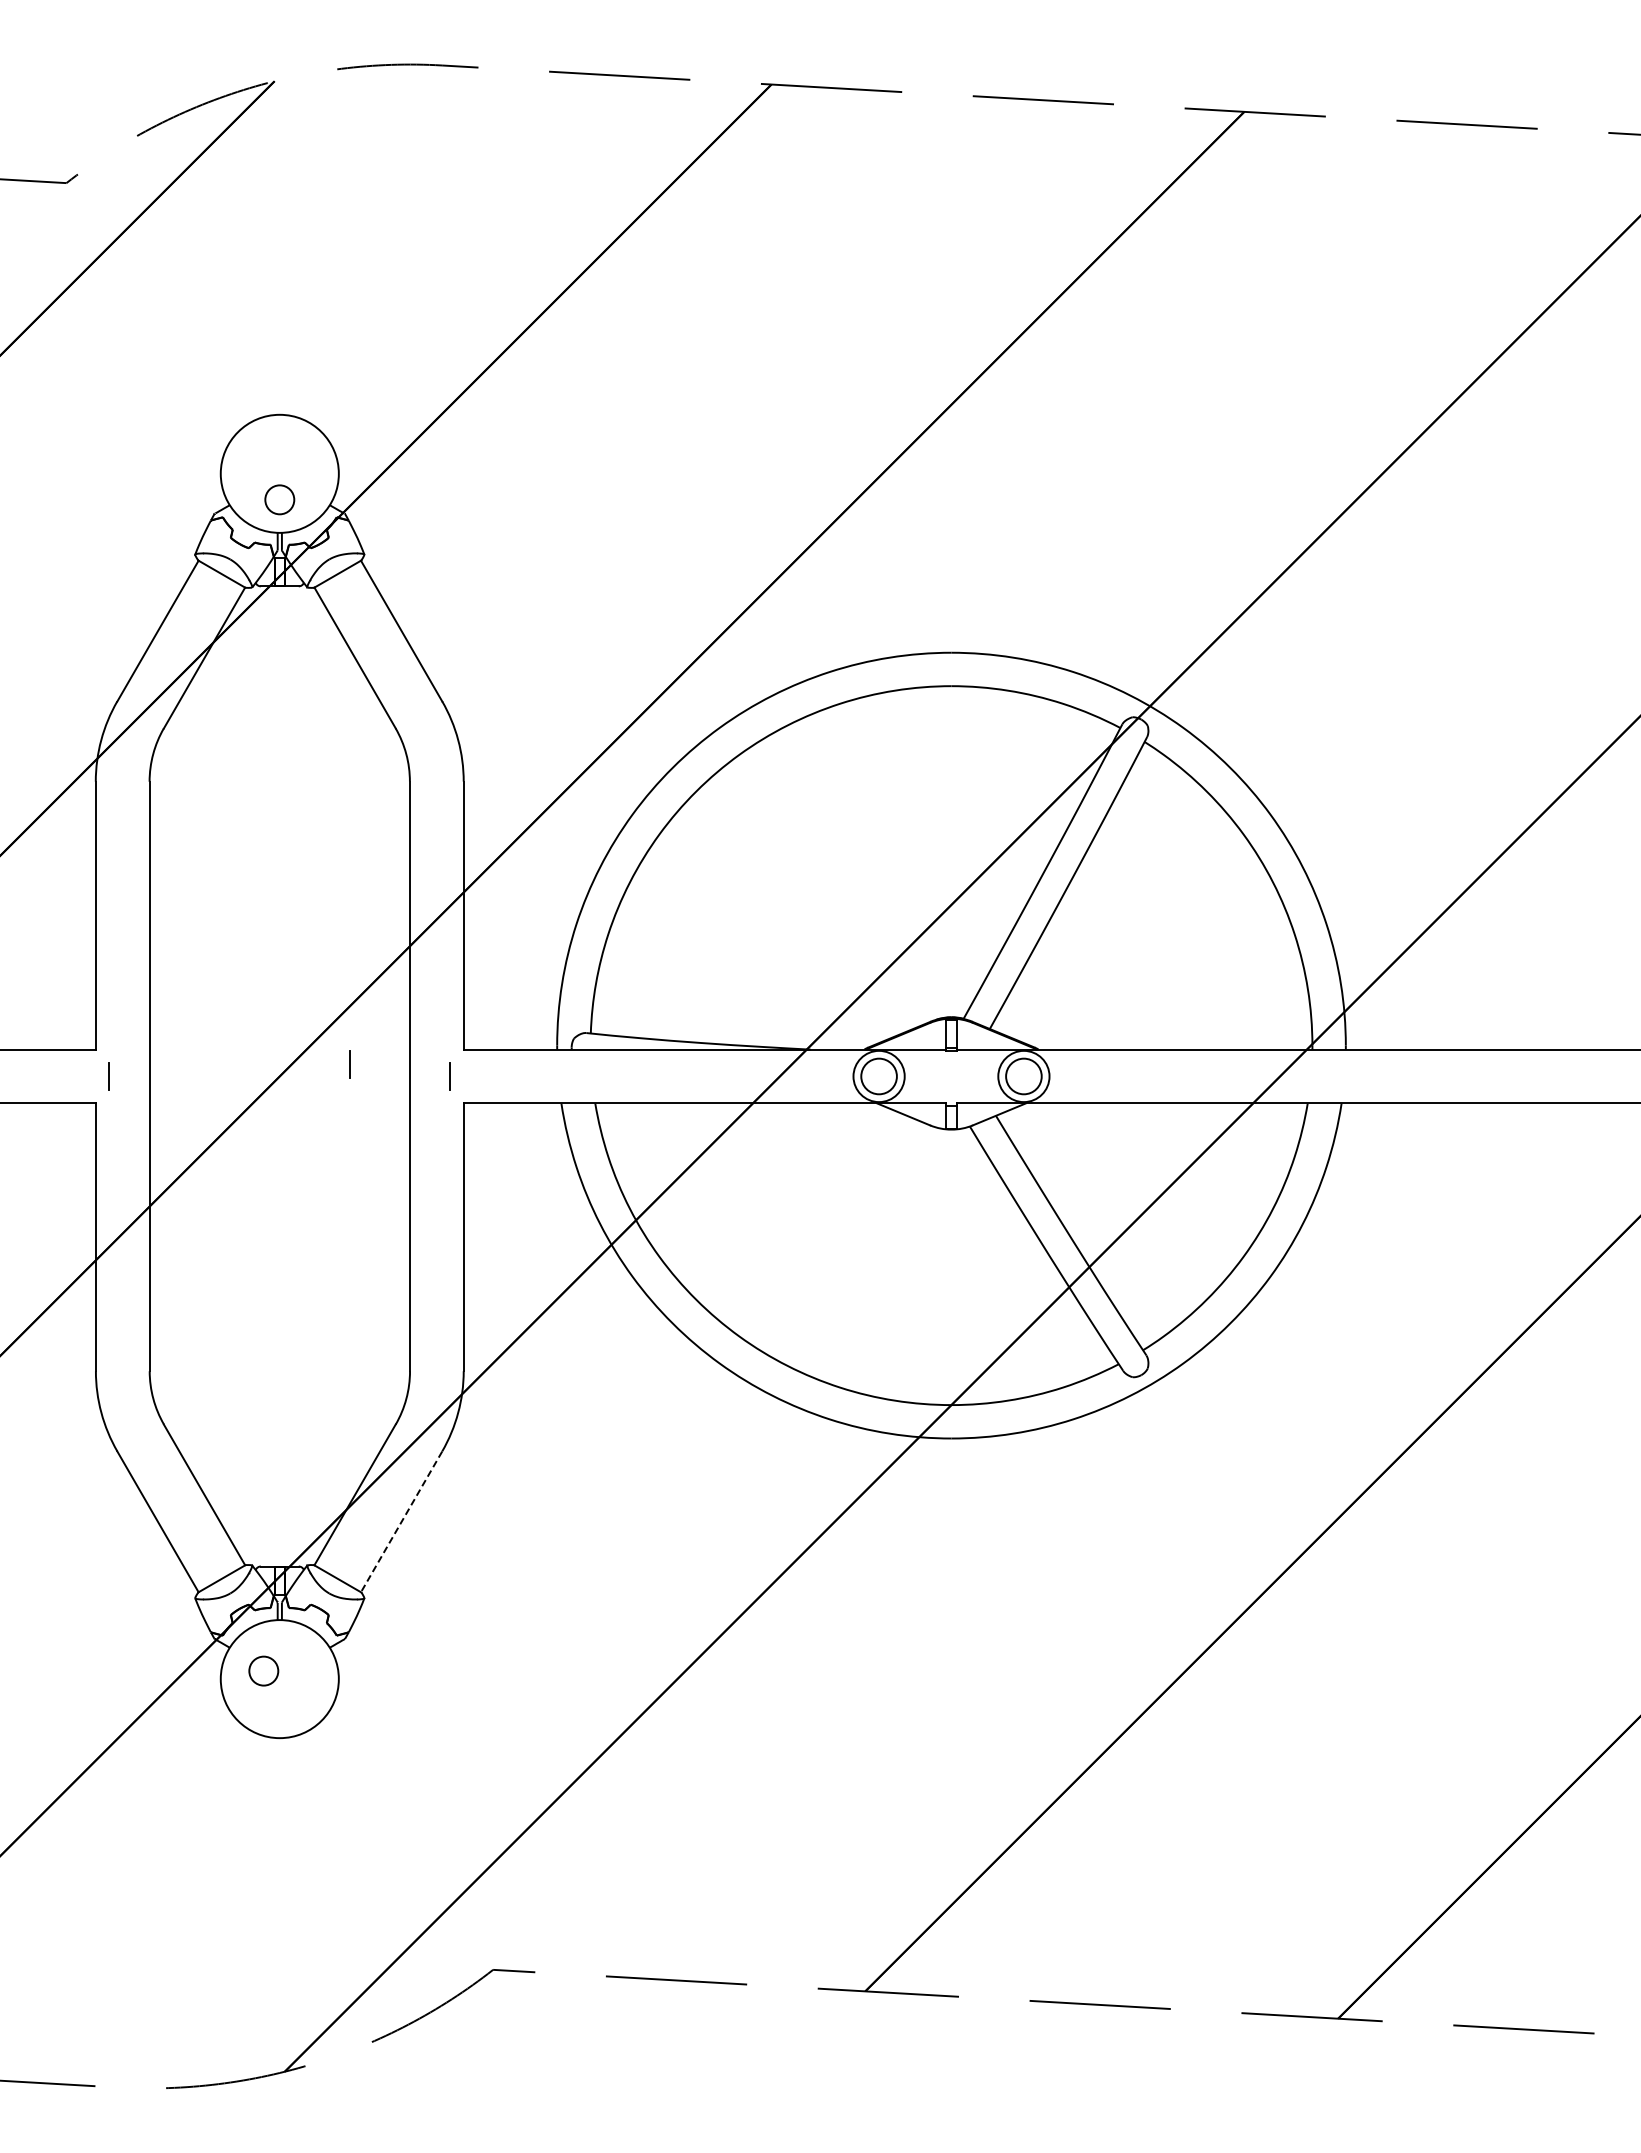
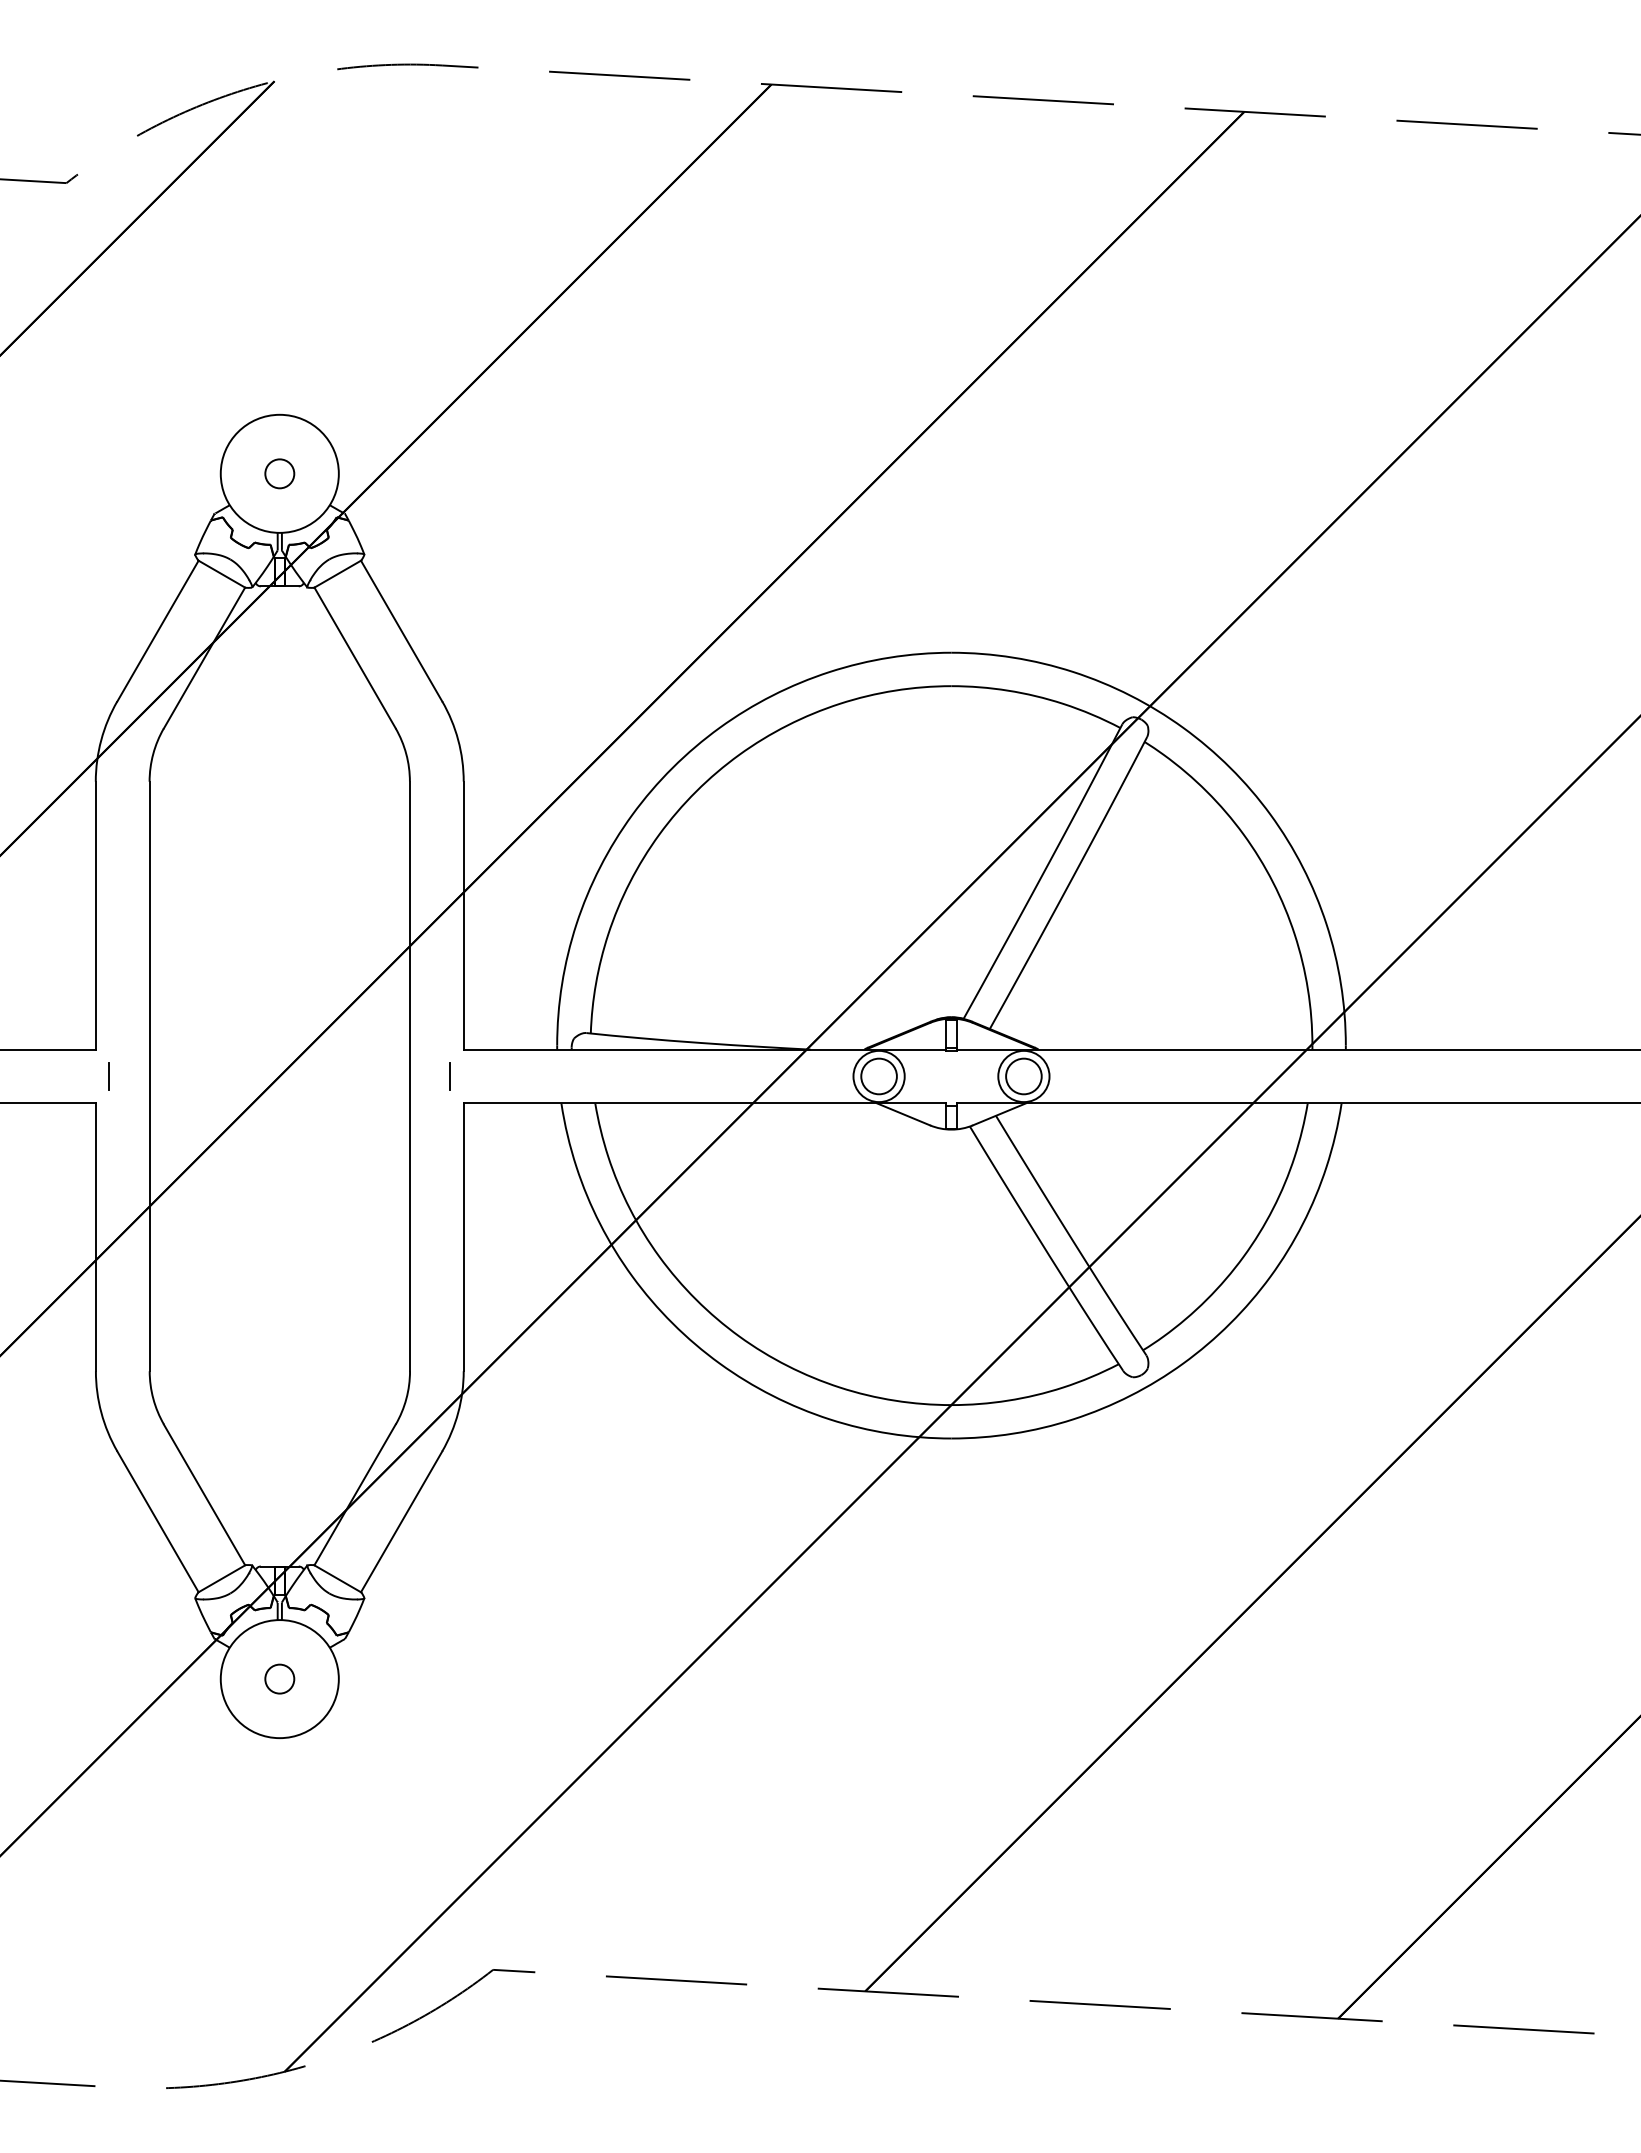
circle position: (279, 499) -> (279, 473) (279, 473)
line: present -> none (349, 1064)
line: dashed -> solid (401, 1522)
circle position: (263, 1670) -> (279, 1678) (279, 1678)
